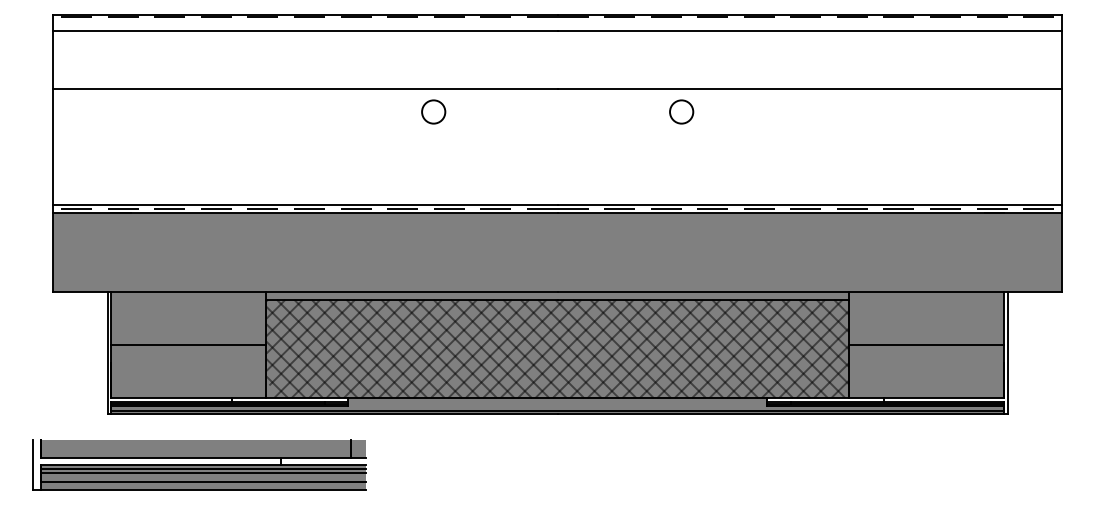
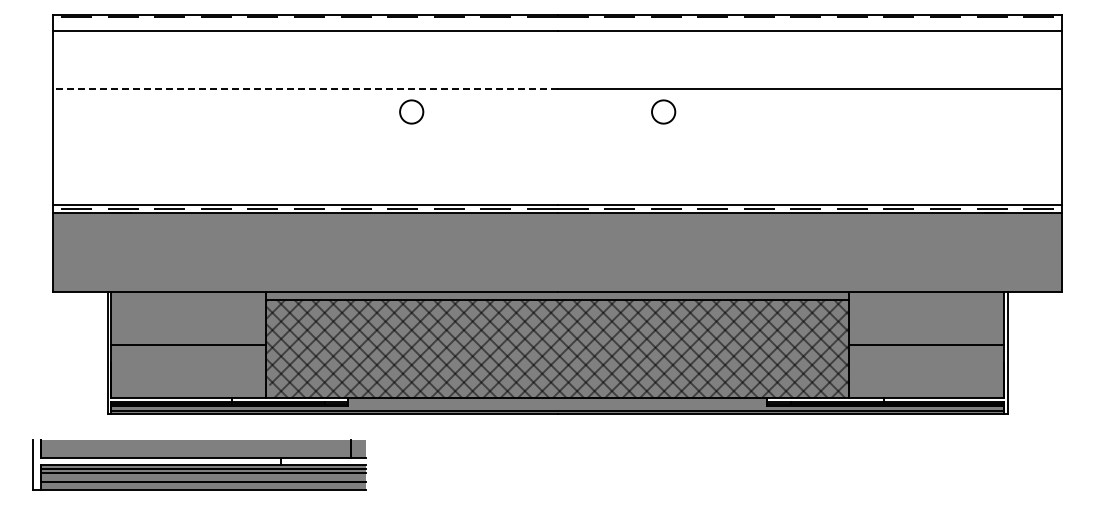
line: solid -> dashed (304, 88)
circle position: (433, 111) -> (411, 111) (411, 111)
circle position: (681, 111) -> (663, 111) (663, 111)
